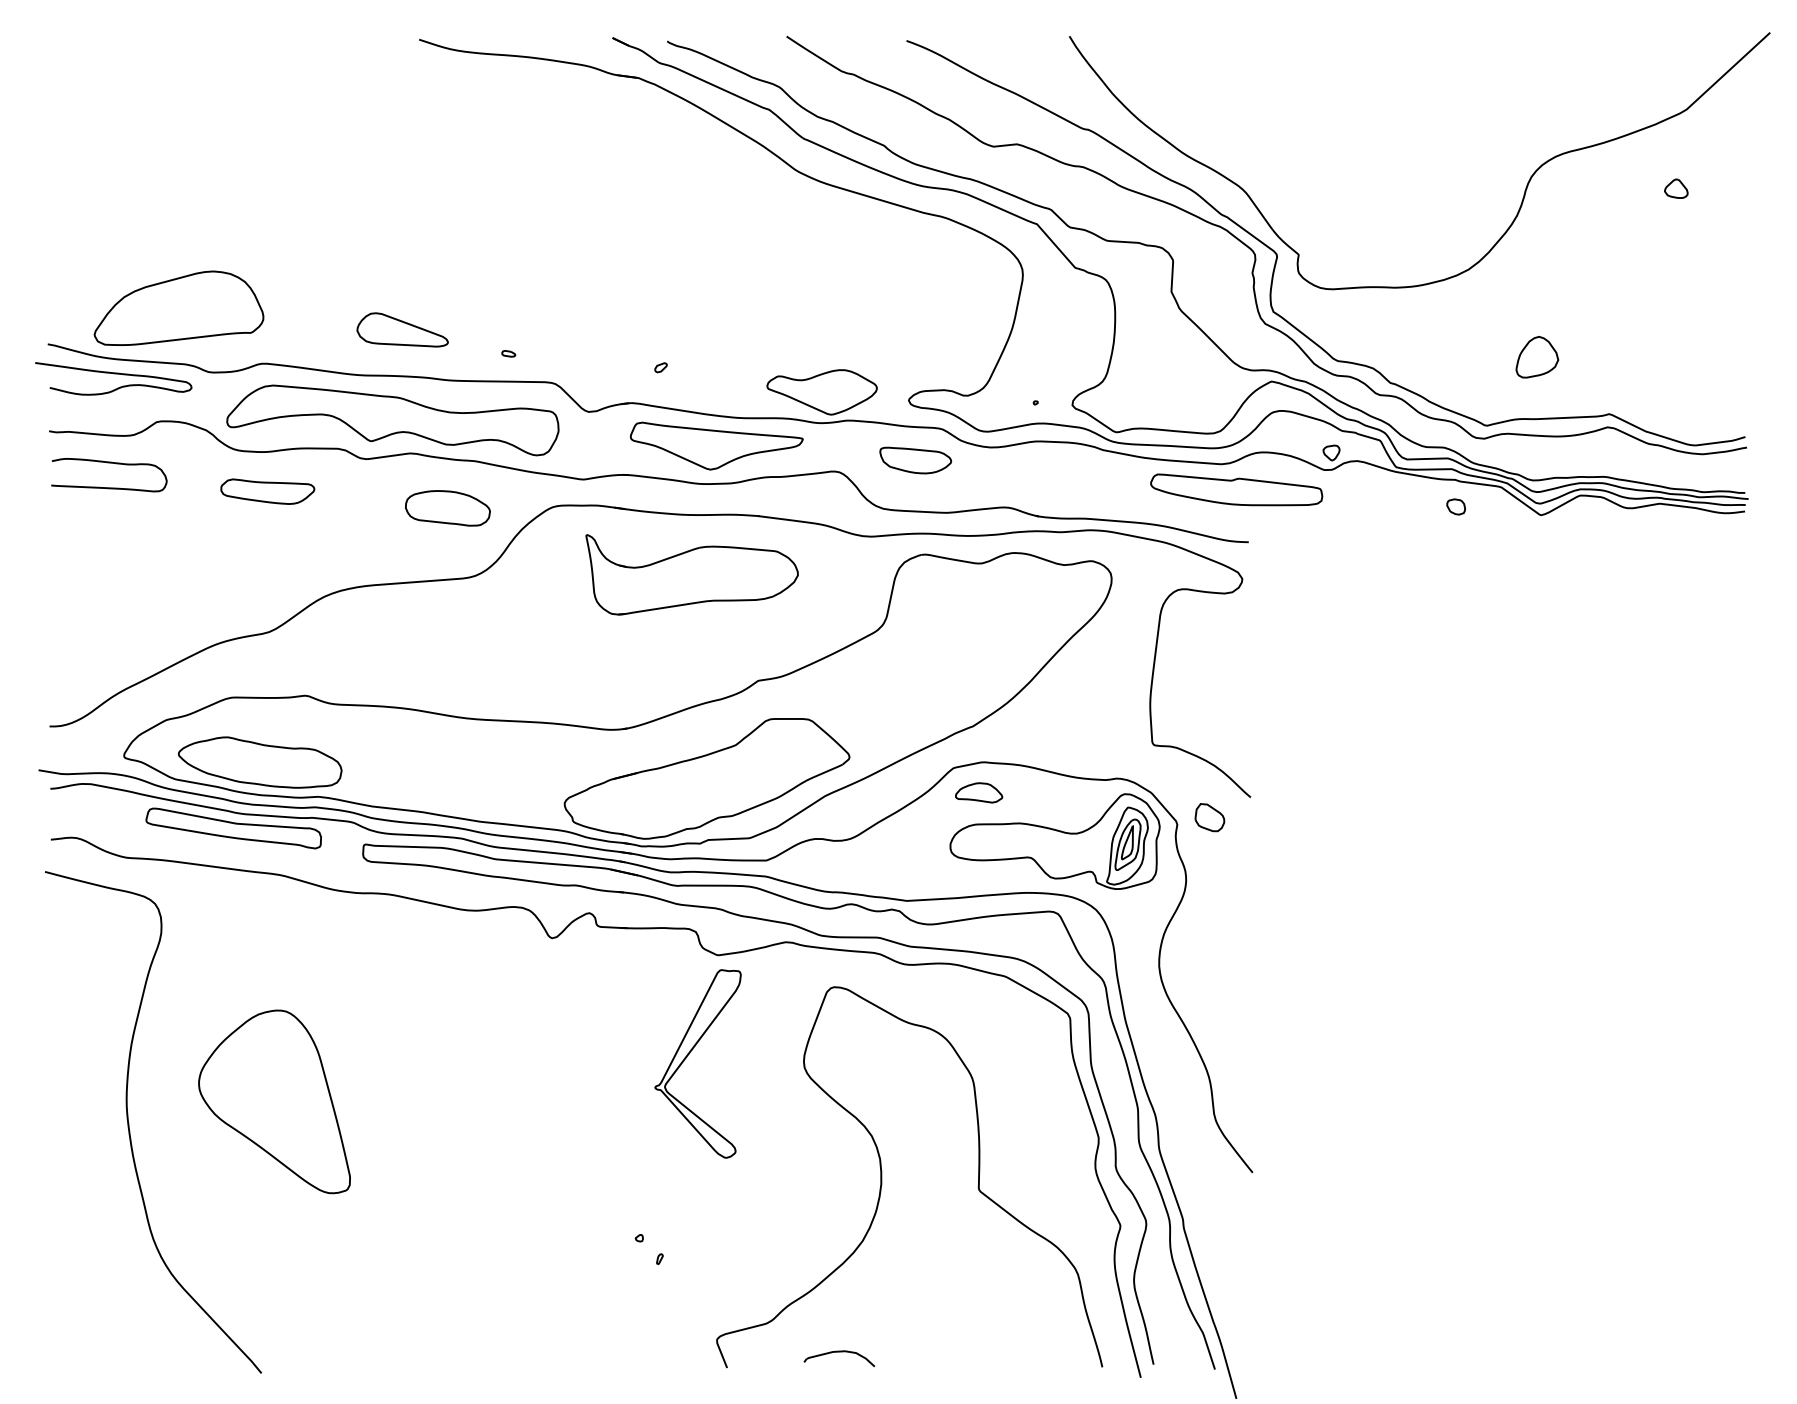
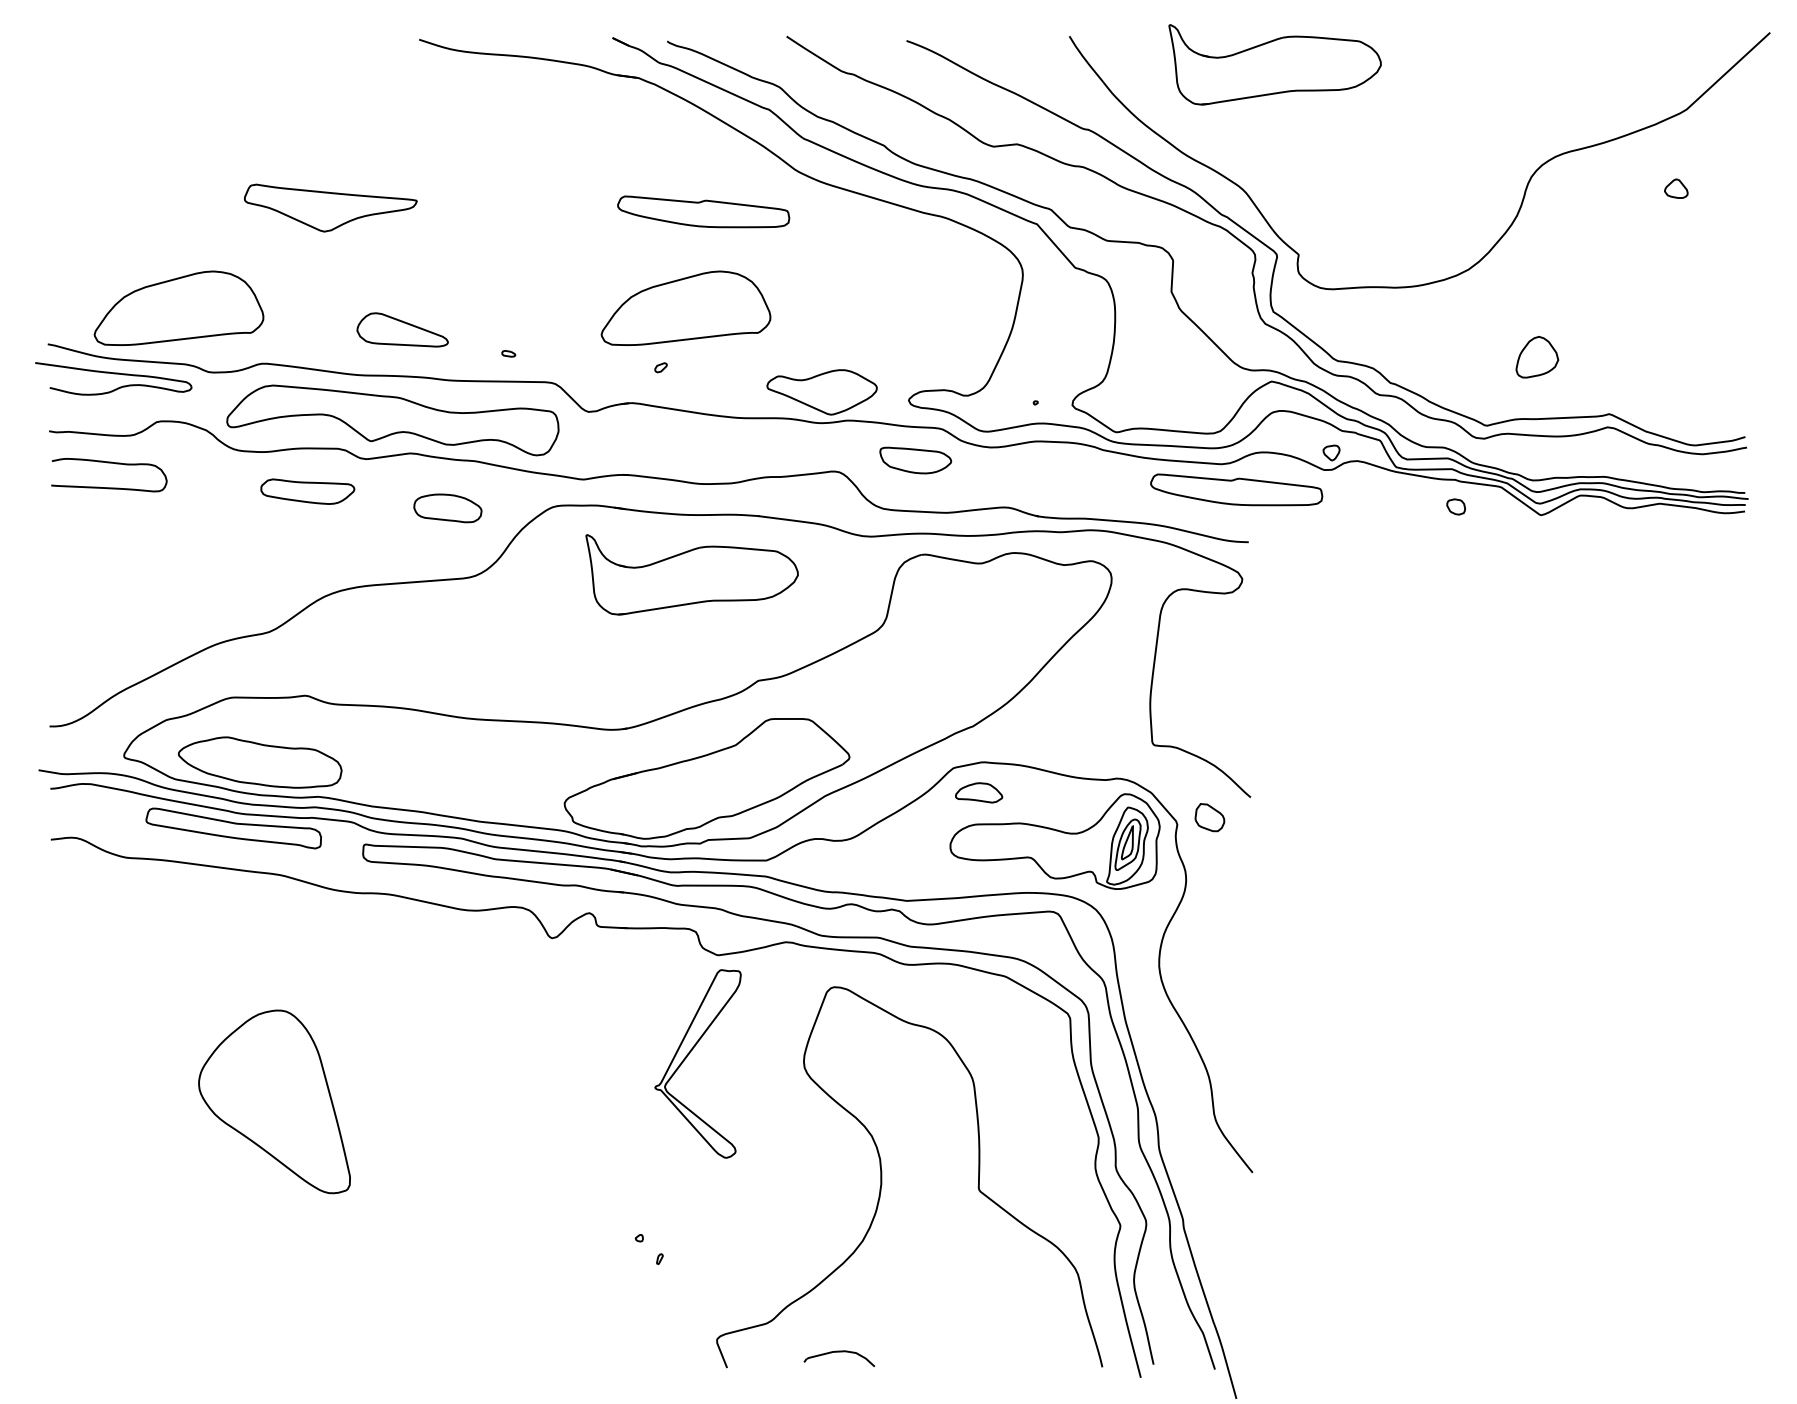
part: none -> present (1274, 64)
part: none -> present (703, 211)
part: none -> present (685, 307)
part position: (716, 445) -> (330, 207) (330, 207)
part position: (267, 491) -> (307, 491) (307, 491)
part size: 86x37 px -> 70x31 px (447, 508)
curve: present -> none (129, 1123)
